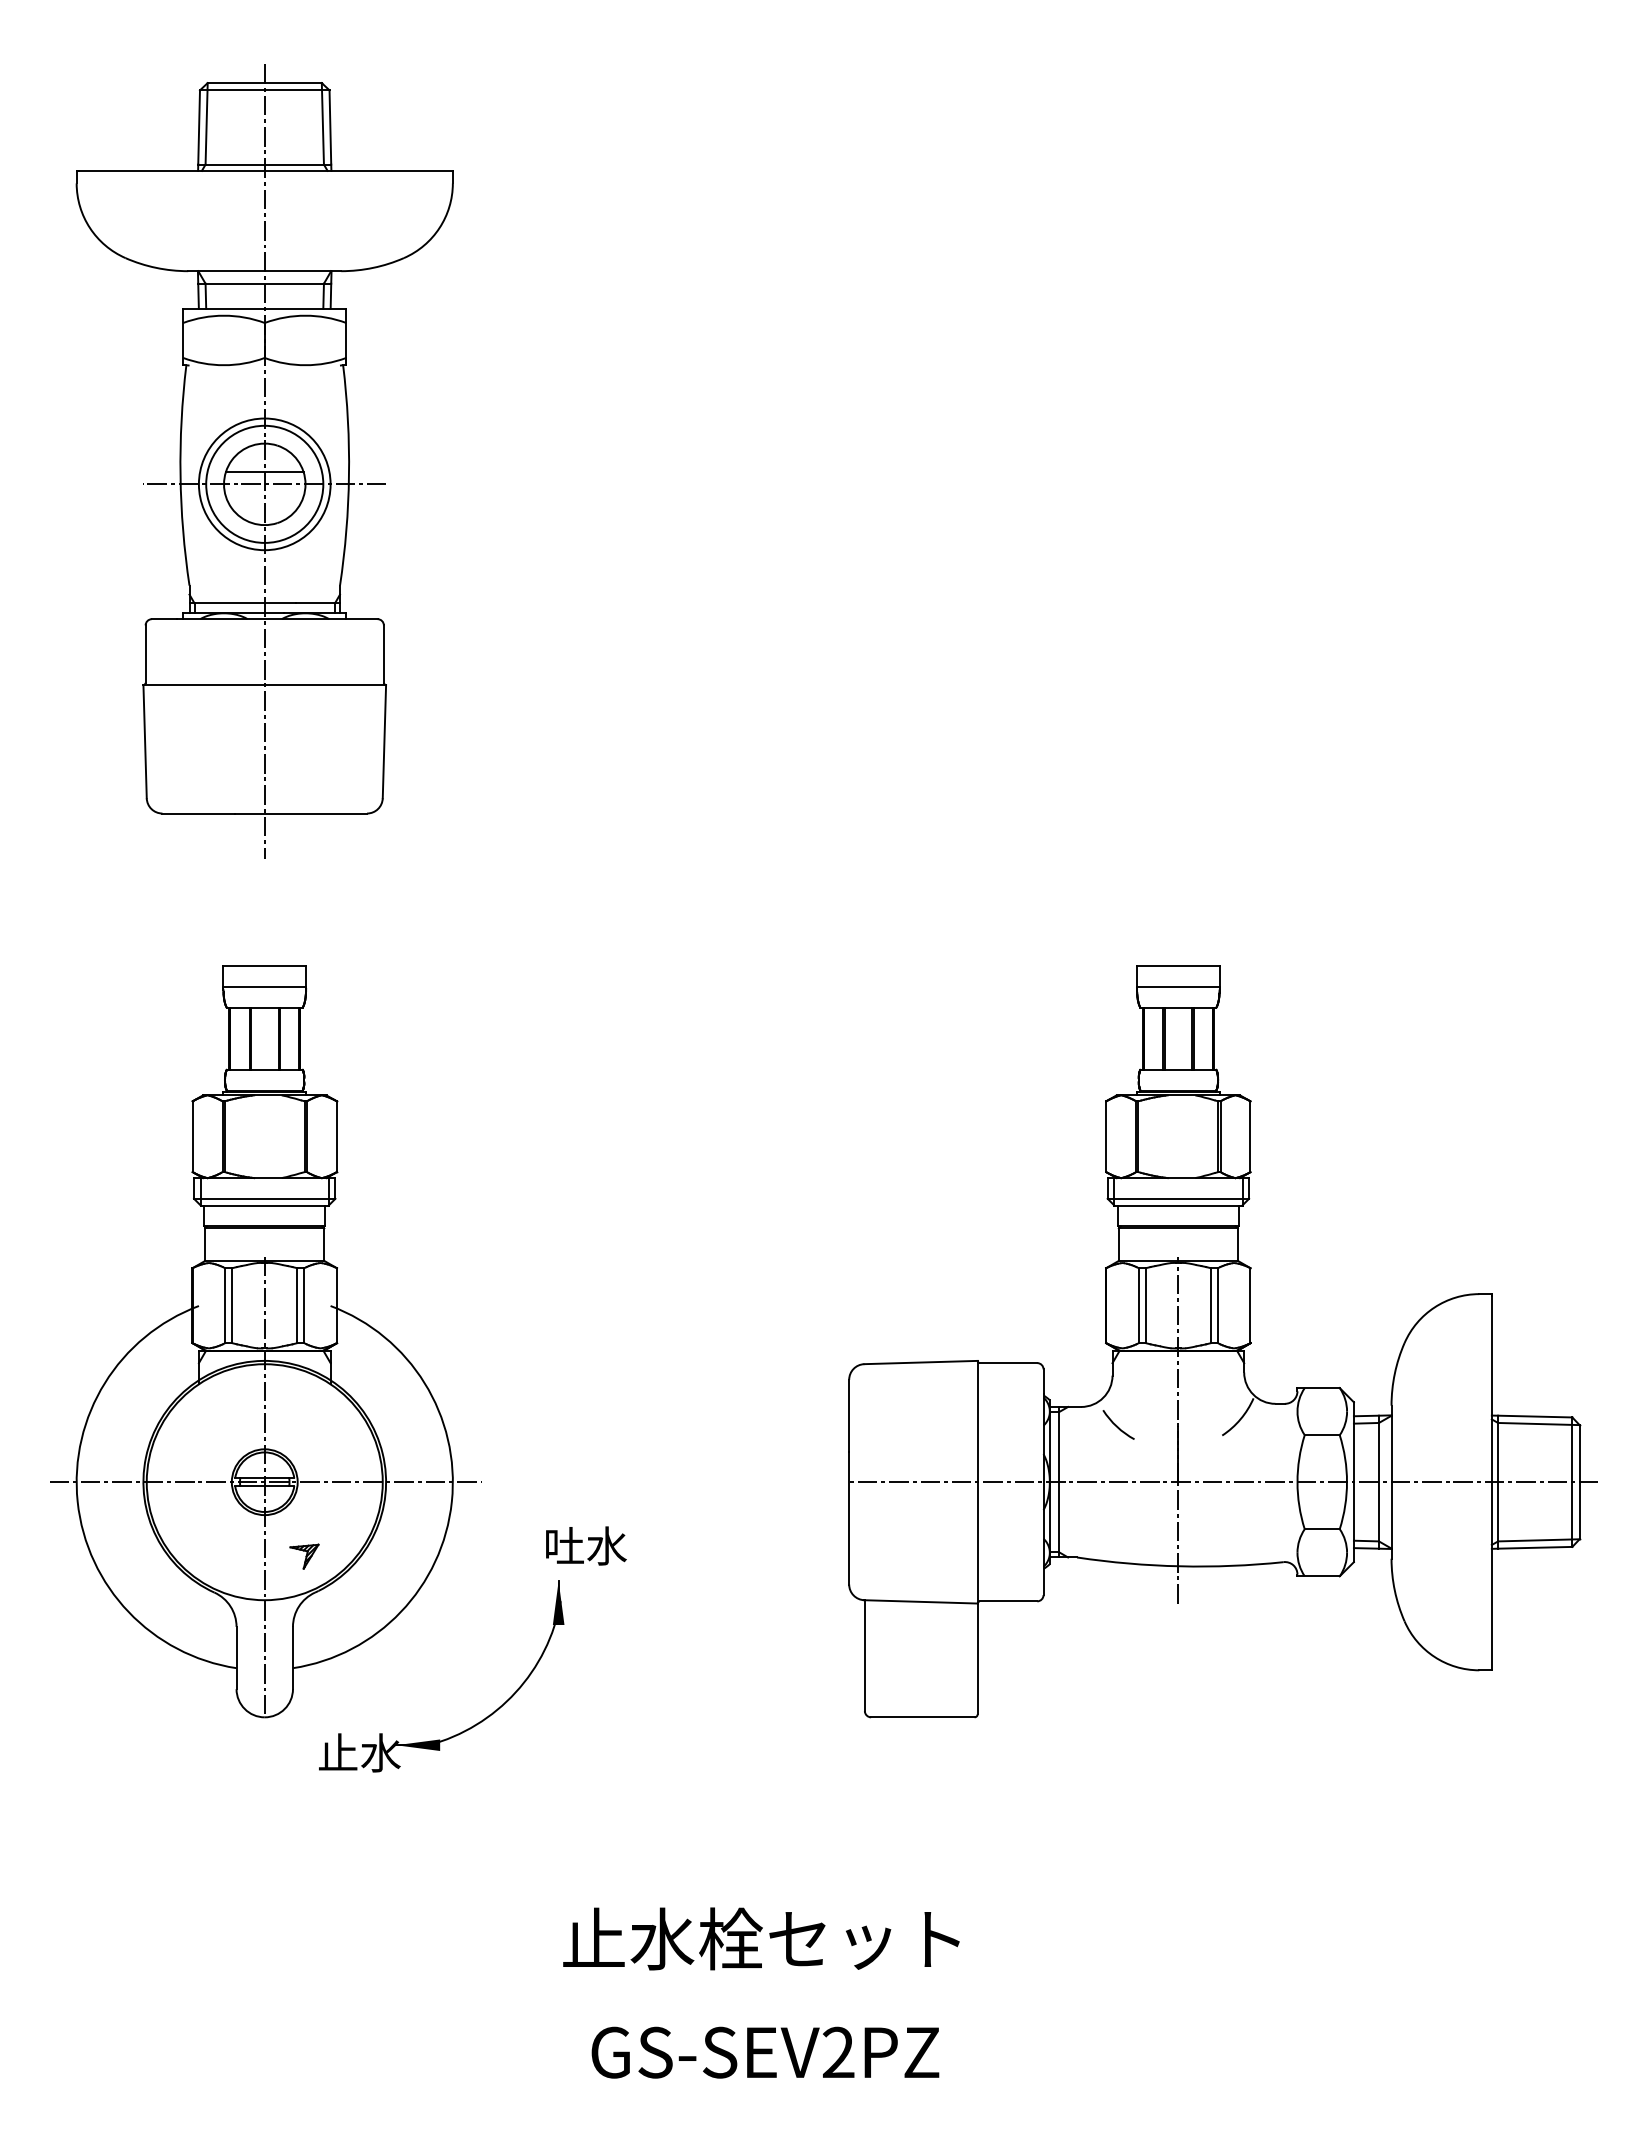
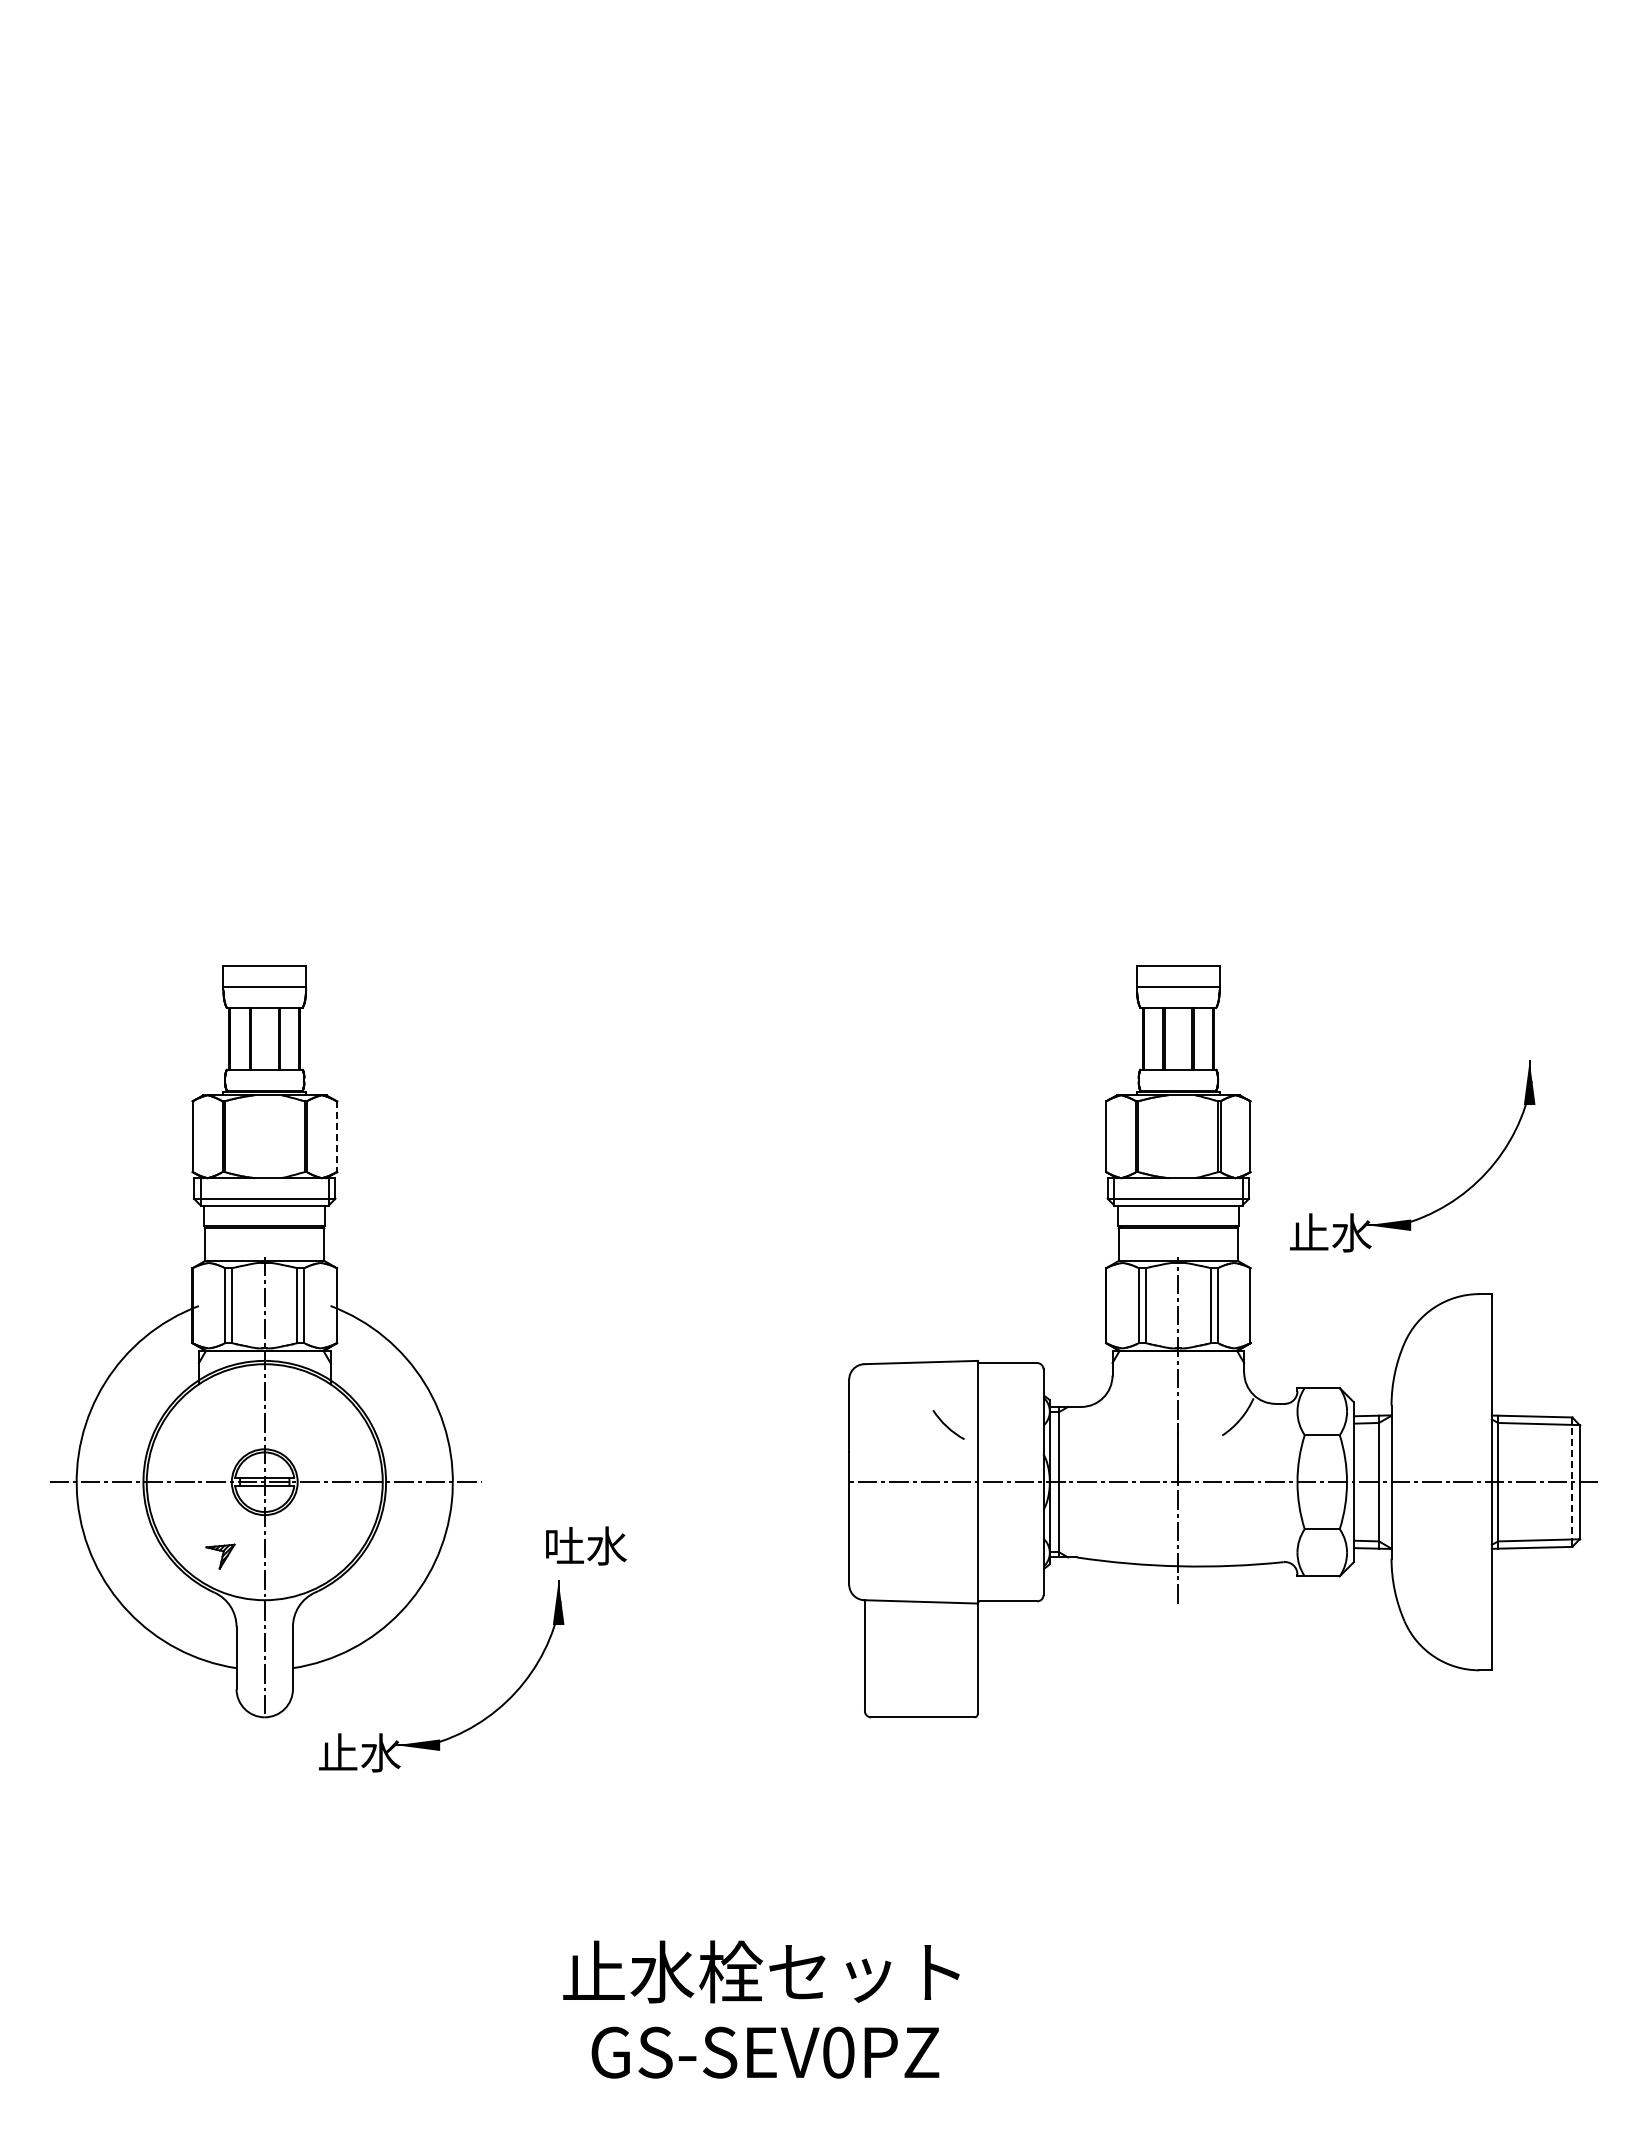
part: present -> none (264, 461)
line: solid -> dashed (336, 1137)
part: none -> present (1438, 1208)
arc position: (1117, 1425) -> (947, 1425) (947, 1425)
line: solid -> dashed (1572, 1479)
part position: (304, 1556) -> (220, 1556) (220, 1556)
text position: (761, 1938) -> (761, 1971) (761, 1971)
text: GS-SEV2PZ -> GS-SEV0PZ (838, 2052)
